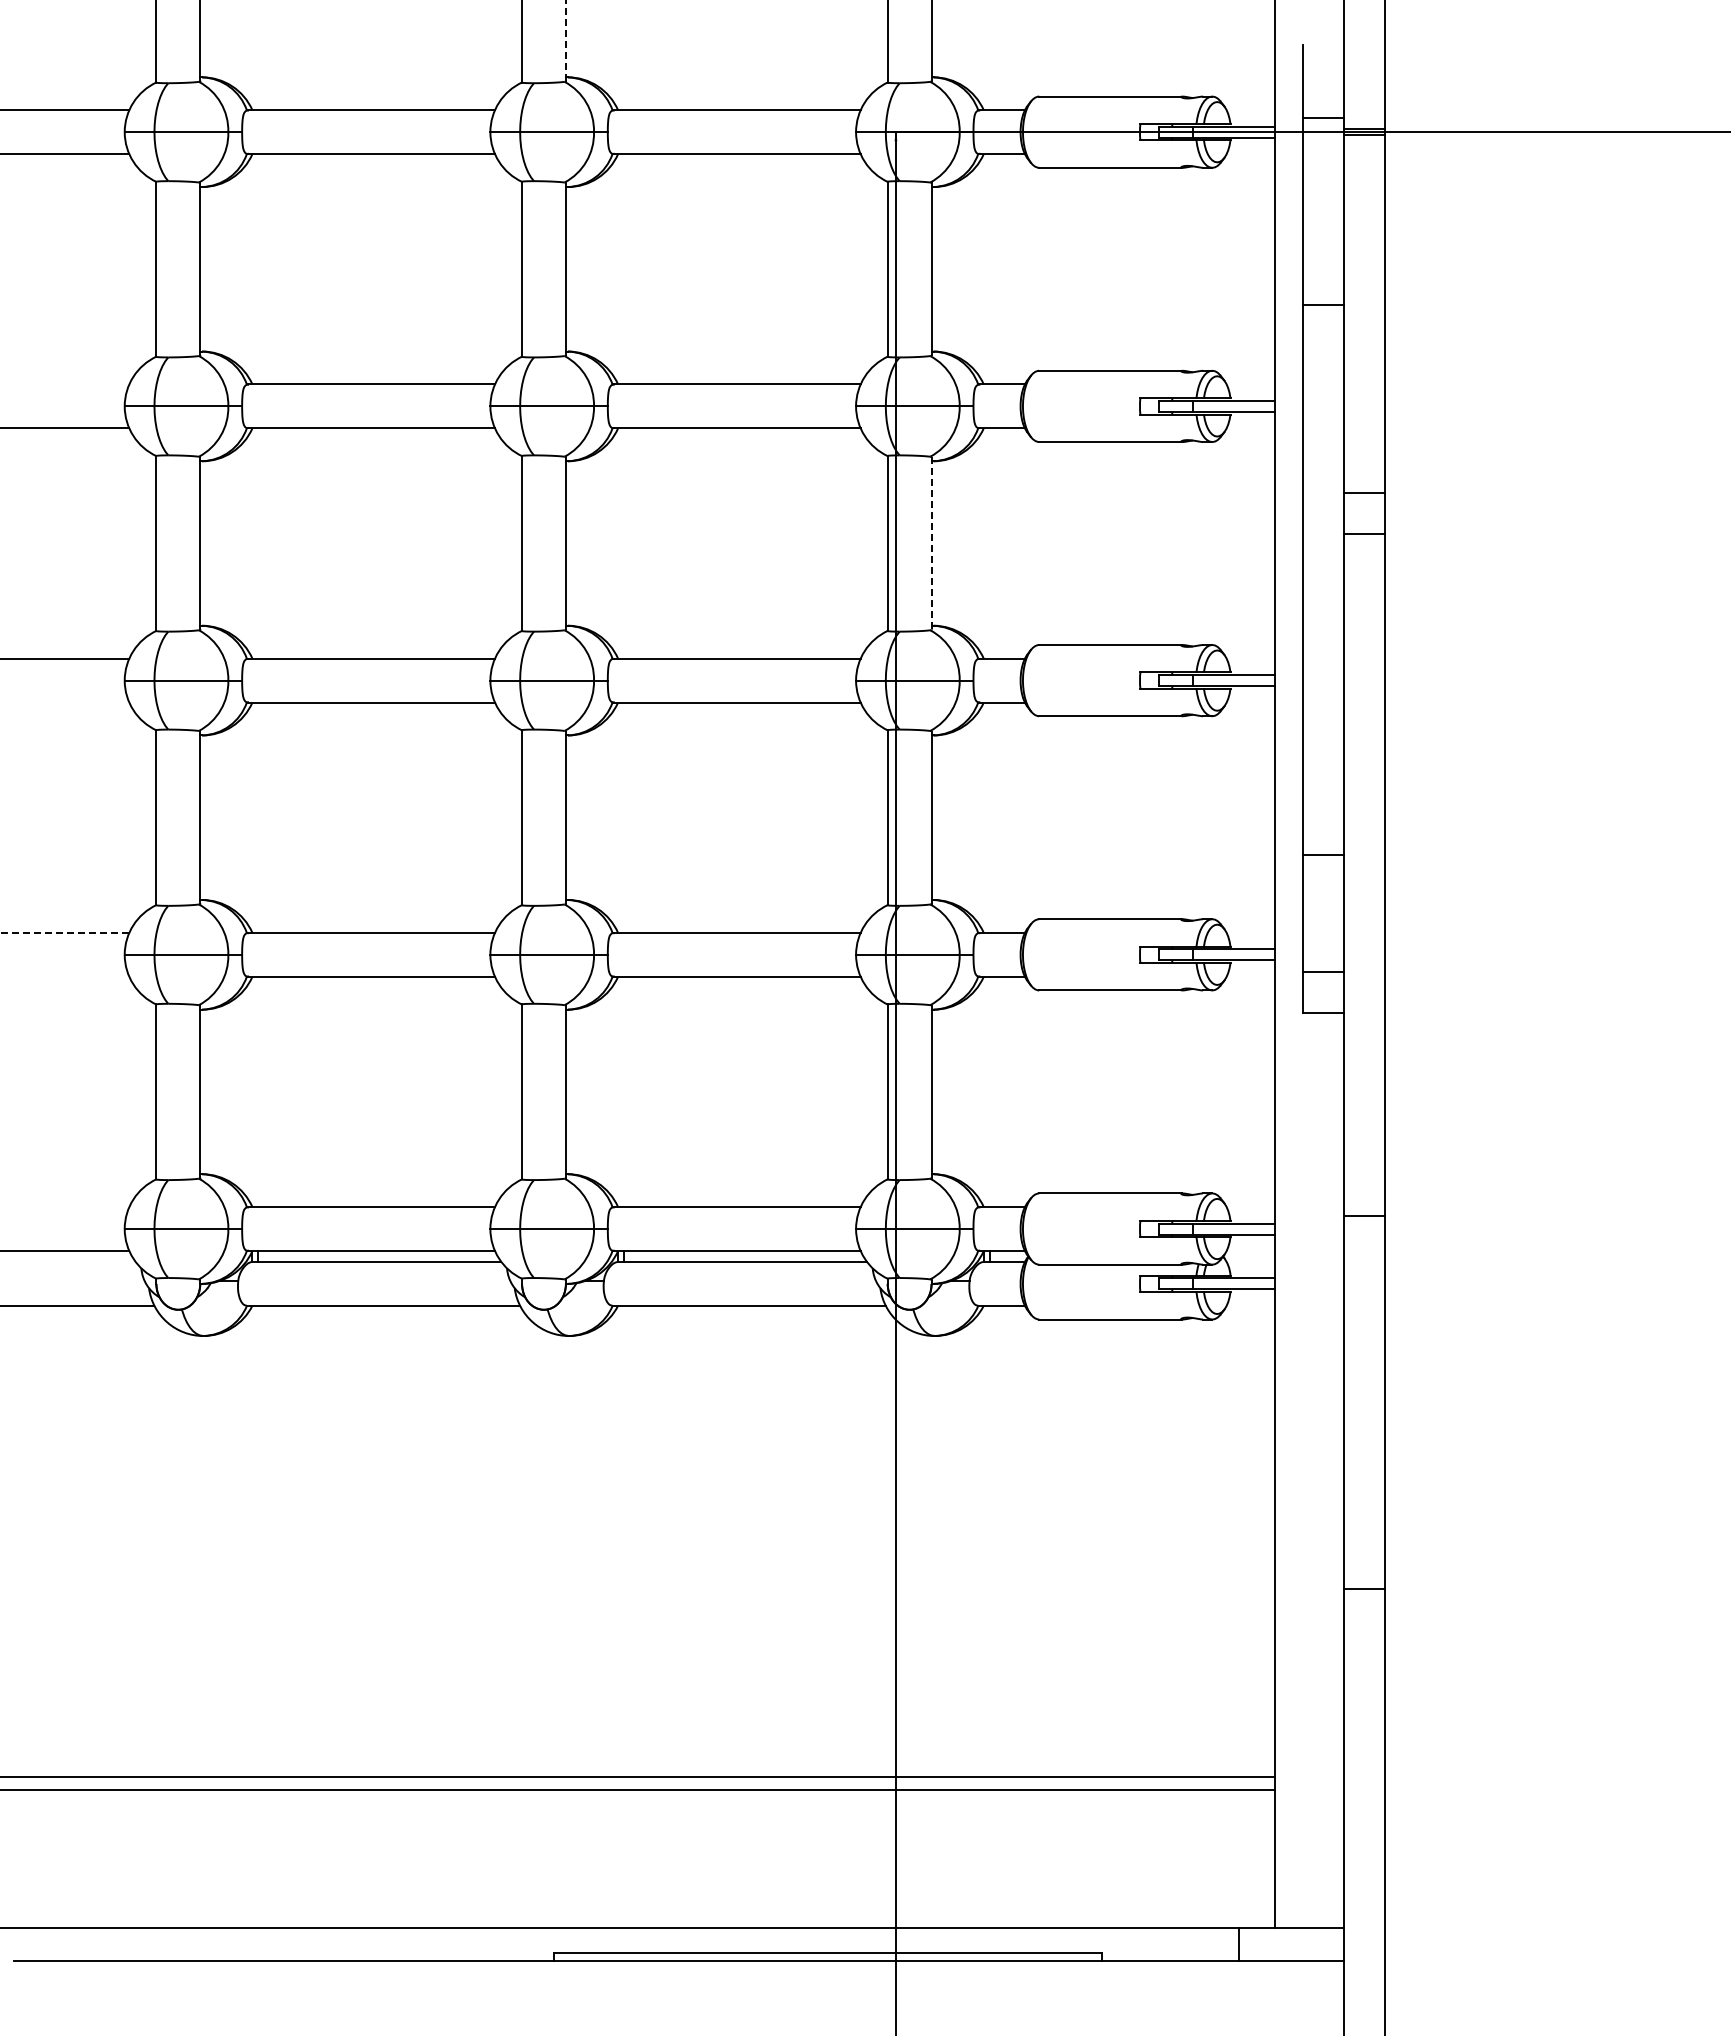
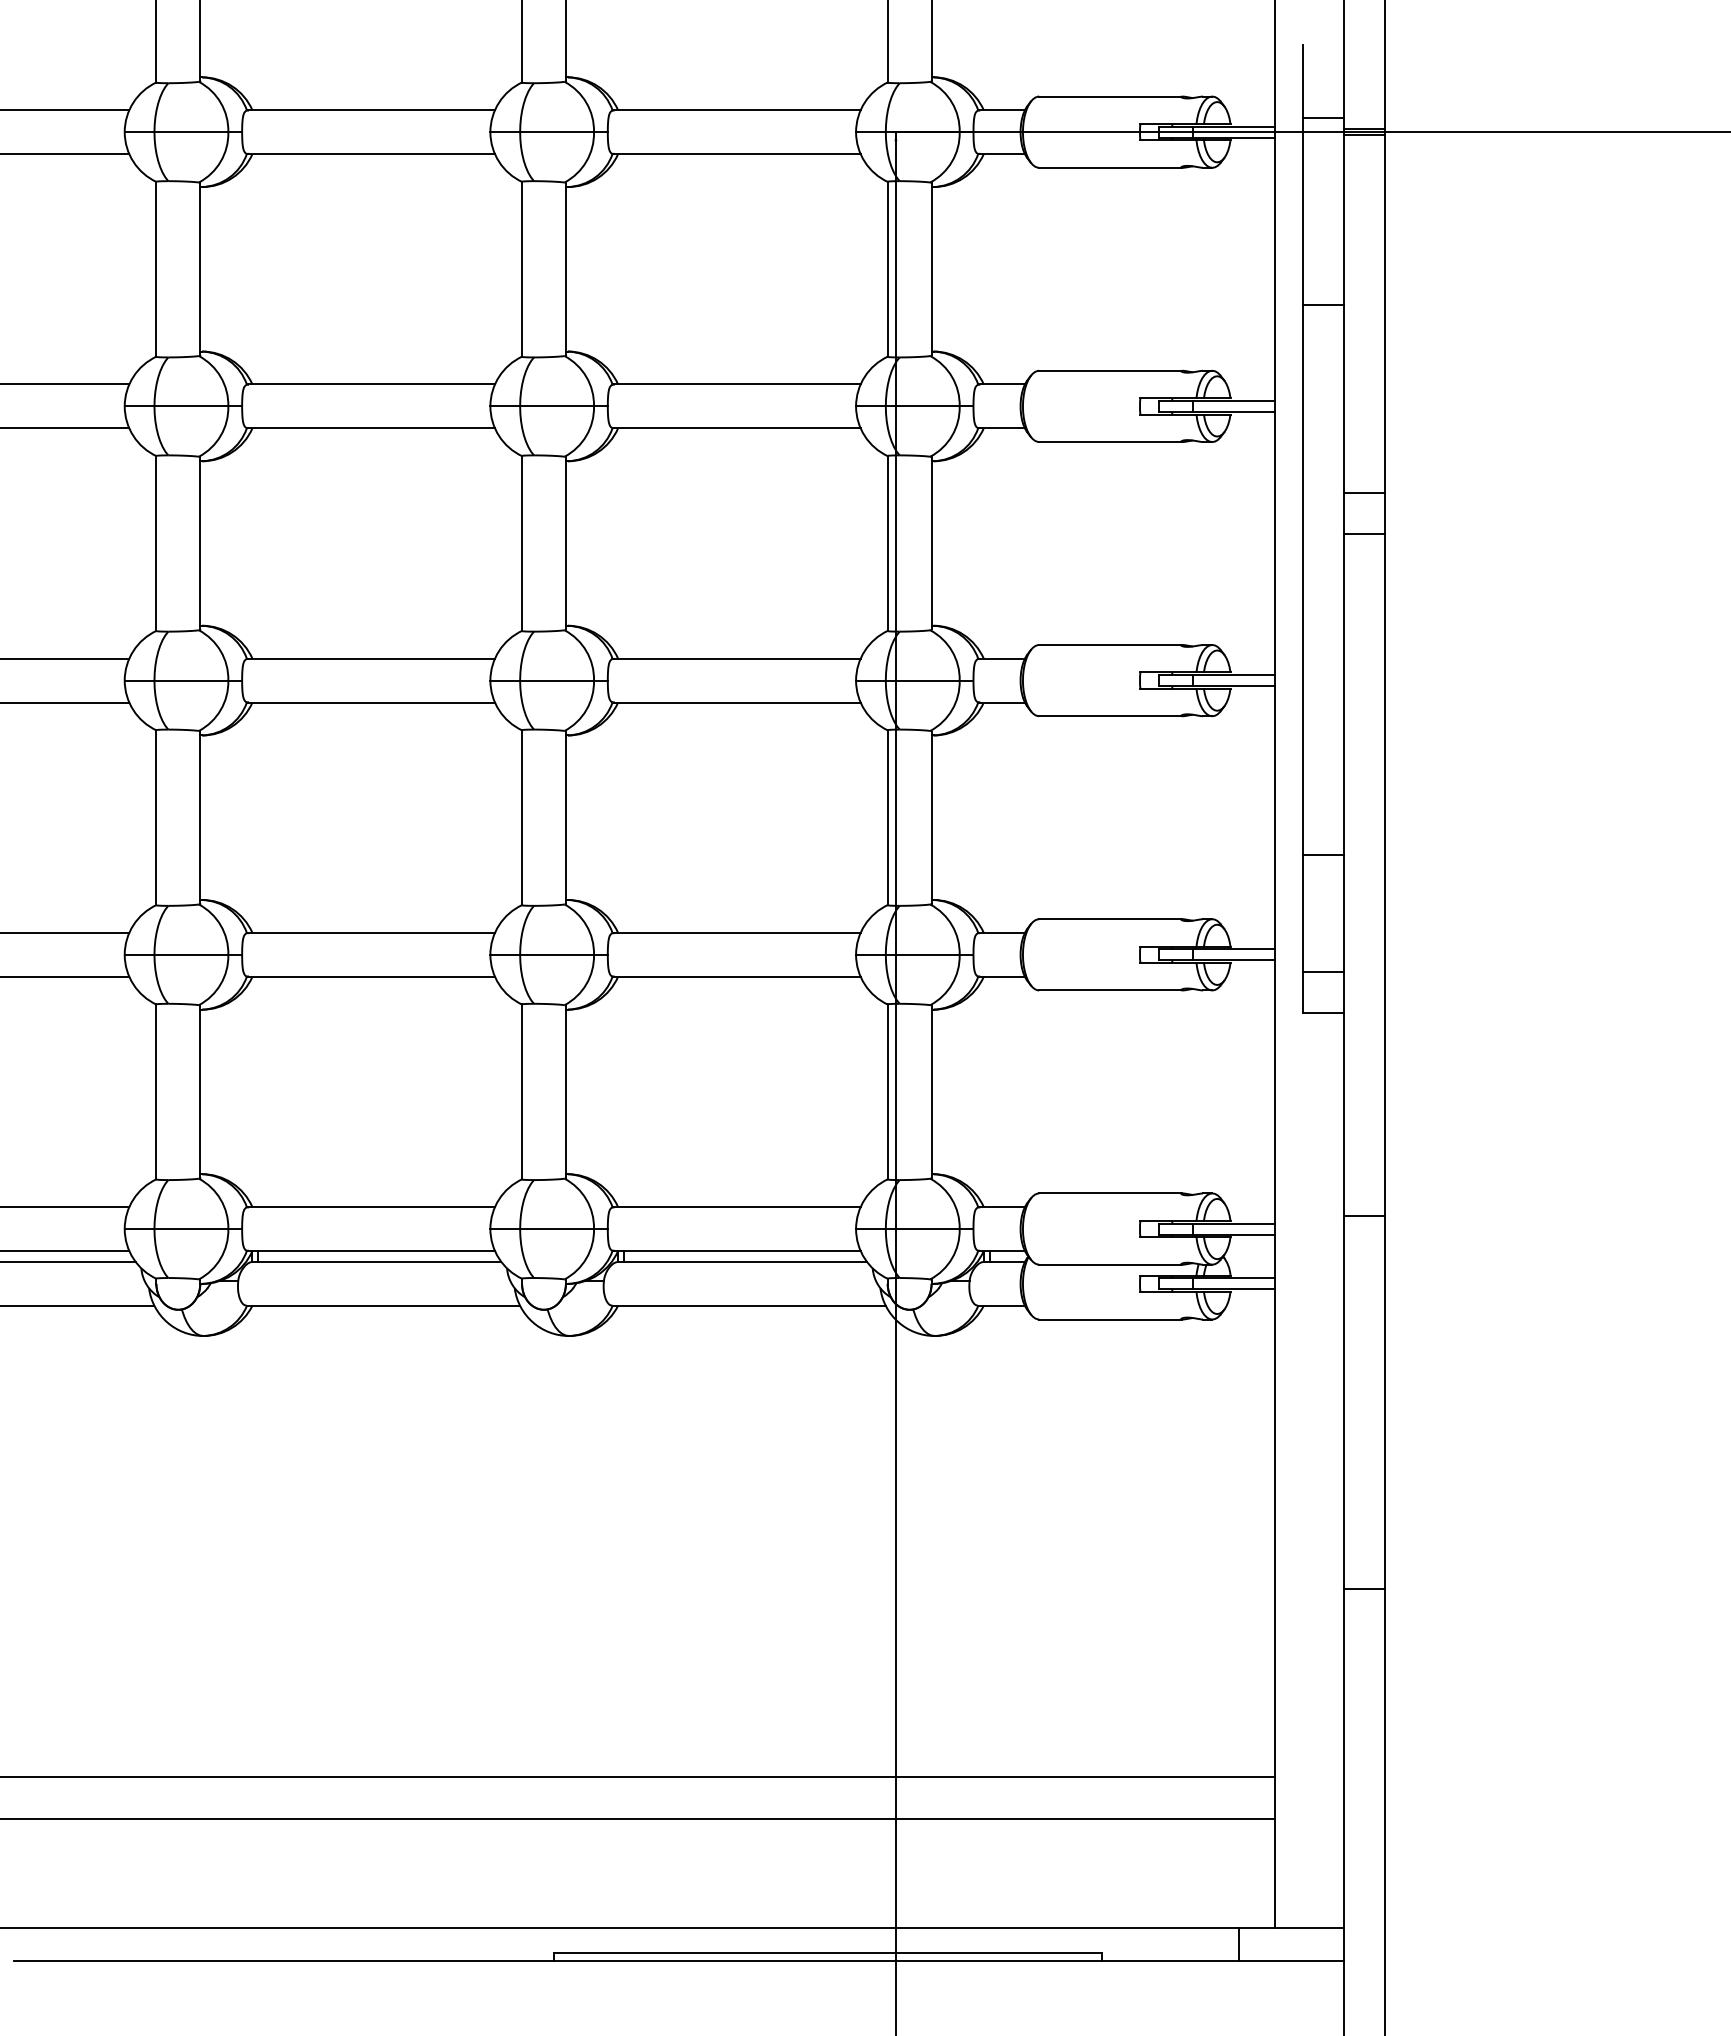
line: dashed -> solid (565, 40)
line: none -> present (65, 384)
line: dashed -> solid (931, 543)
line: none -> present (65, 702)
line: dashed -> solid (64, 932)
line: none -> present (65, 976)
line: none -> present (65, 1207)
line: none -> present (68, 1261)
line position: (638, 1789) -> (638, 1818) (638, 1818)
